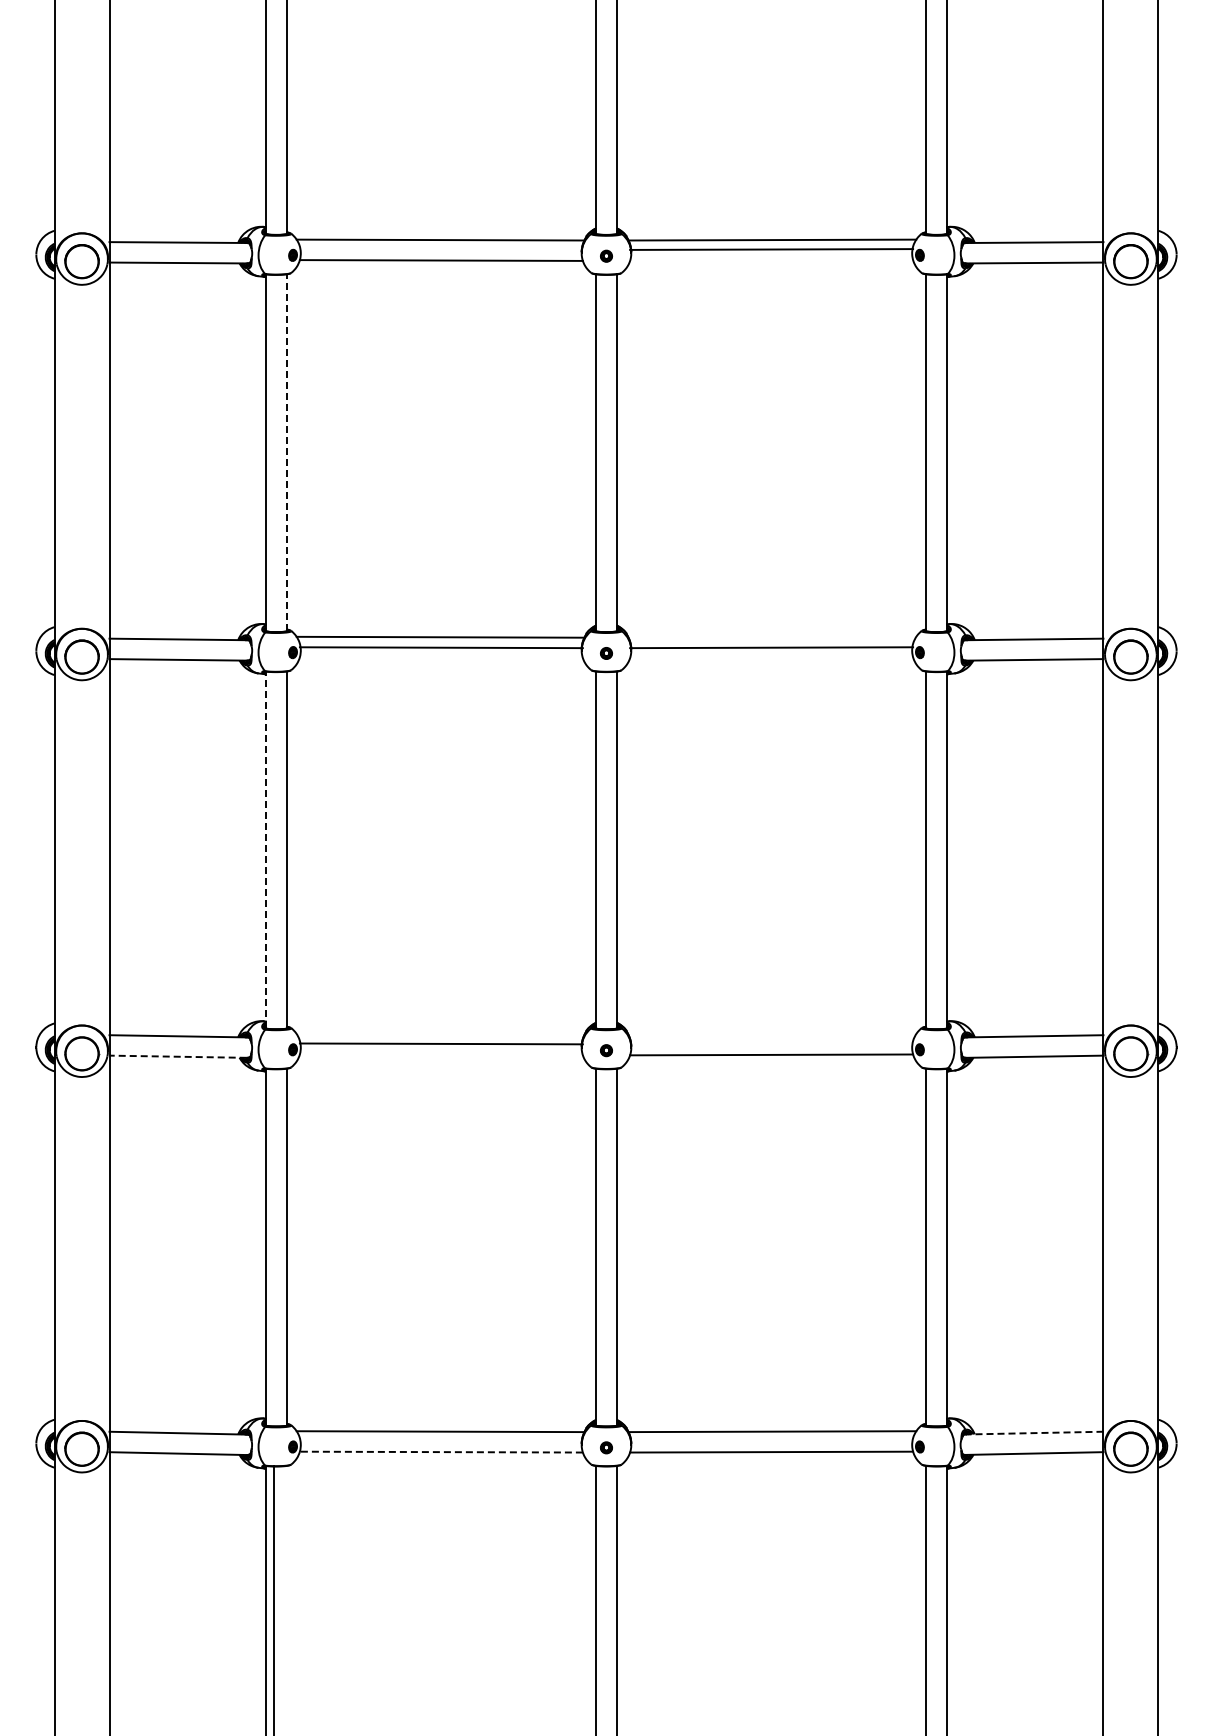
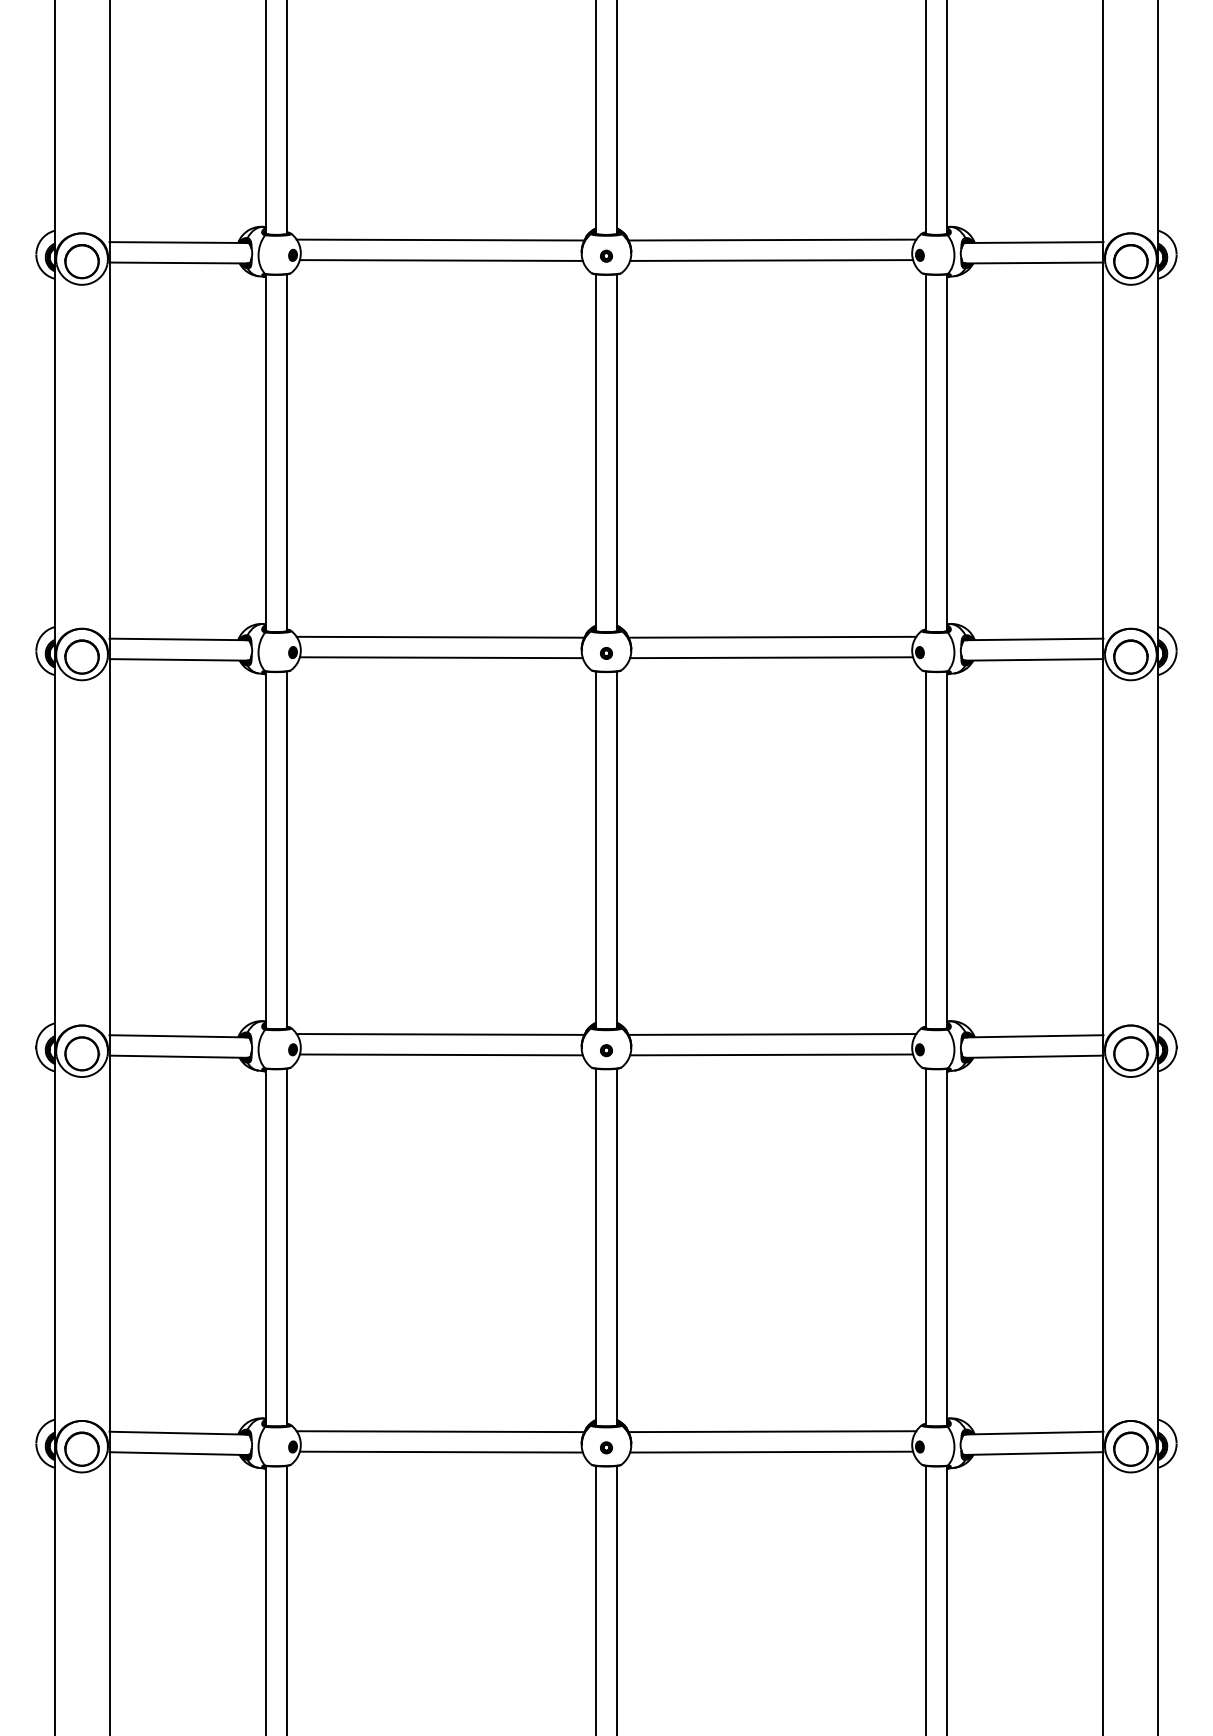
line position: (771, 249) -> (771, 260) (771, 260)
line: dashed -> solid (286, 452)
line: none -> present (772, 636)
line position: (440, 647) -> (440, 657) (440, 657)
line position: (771, 647) -> (771, 657) (771, 657)
line: dashed -> solid (265, 849)
line: none -> present (440, 1034)
line: none -> present (772, 1034)
line position: (440, 1043) -> (440, 1054) (440, 1054)
line: dashed -> solid (178, 1056)
line: dashed -> solid (1034, 1433)
line: dashed -> solid (440, 1452)
line position: (273, 1598) -> (286, 1598) (286, 1598)
